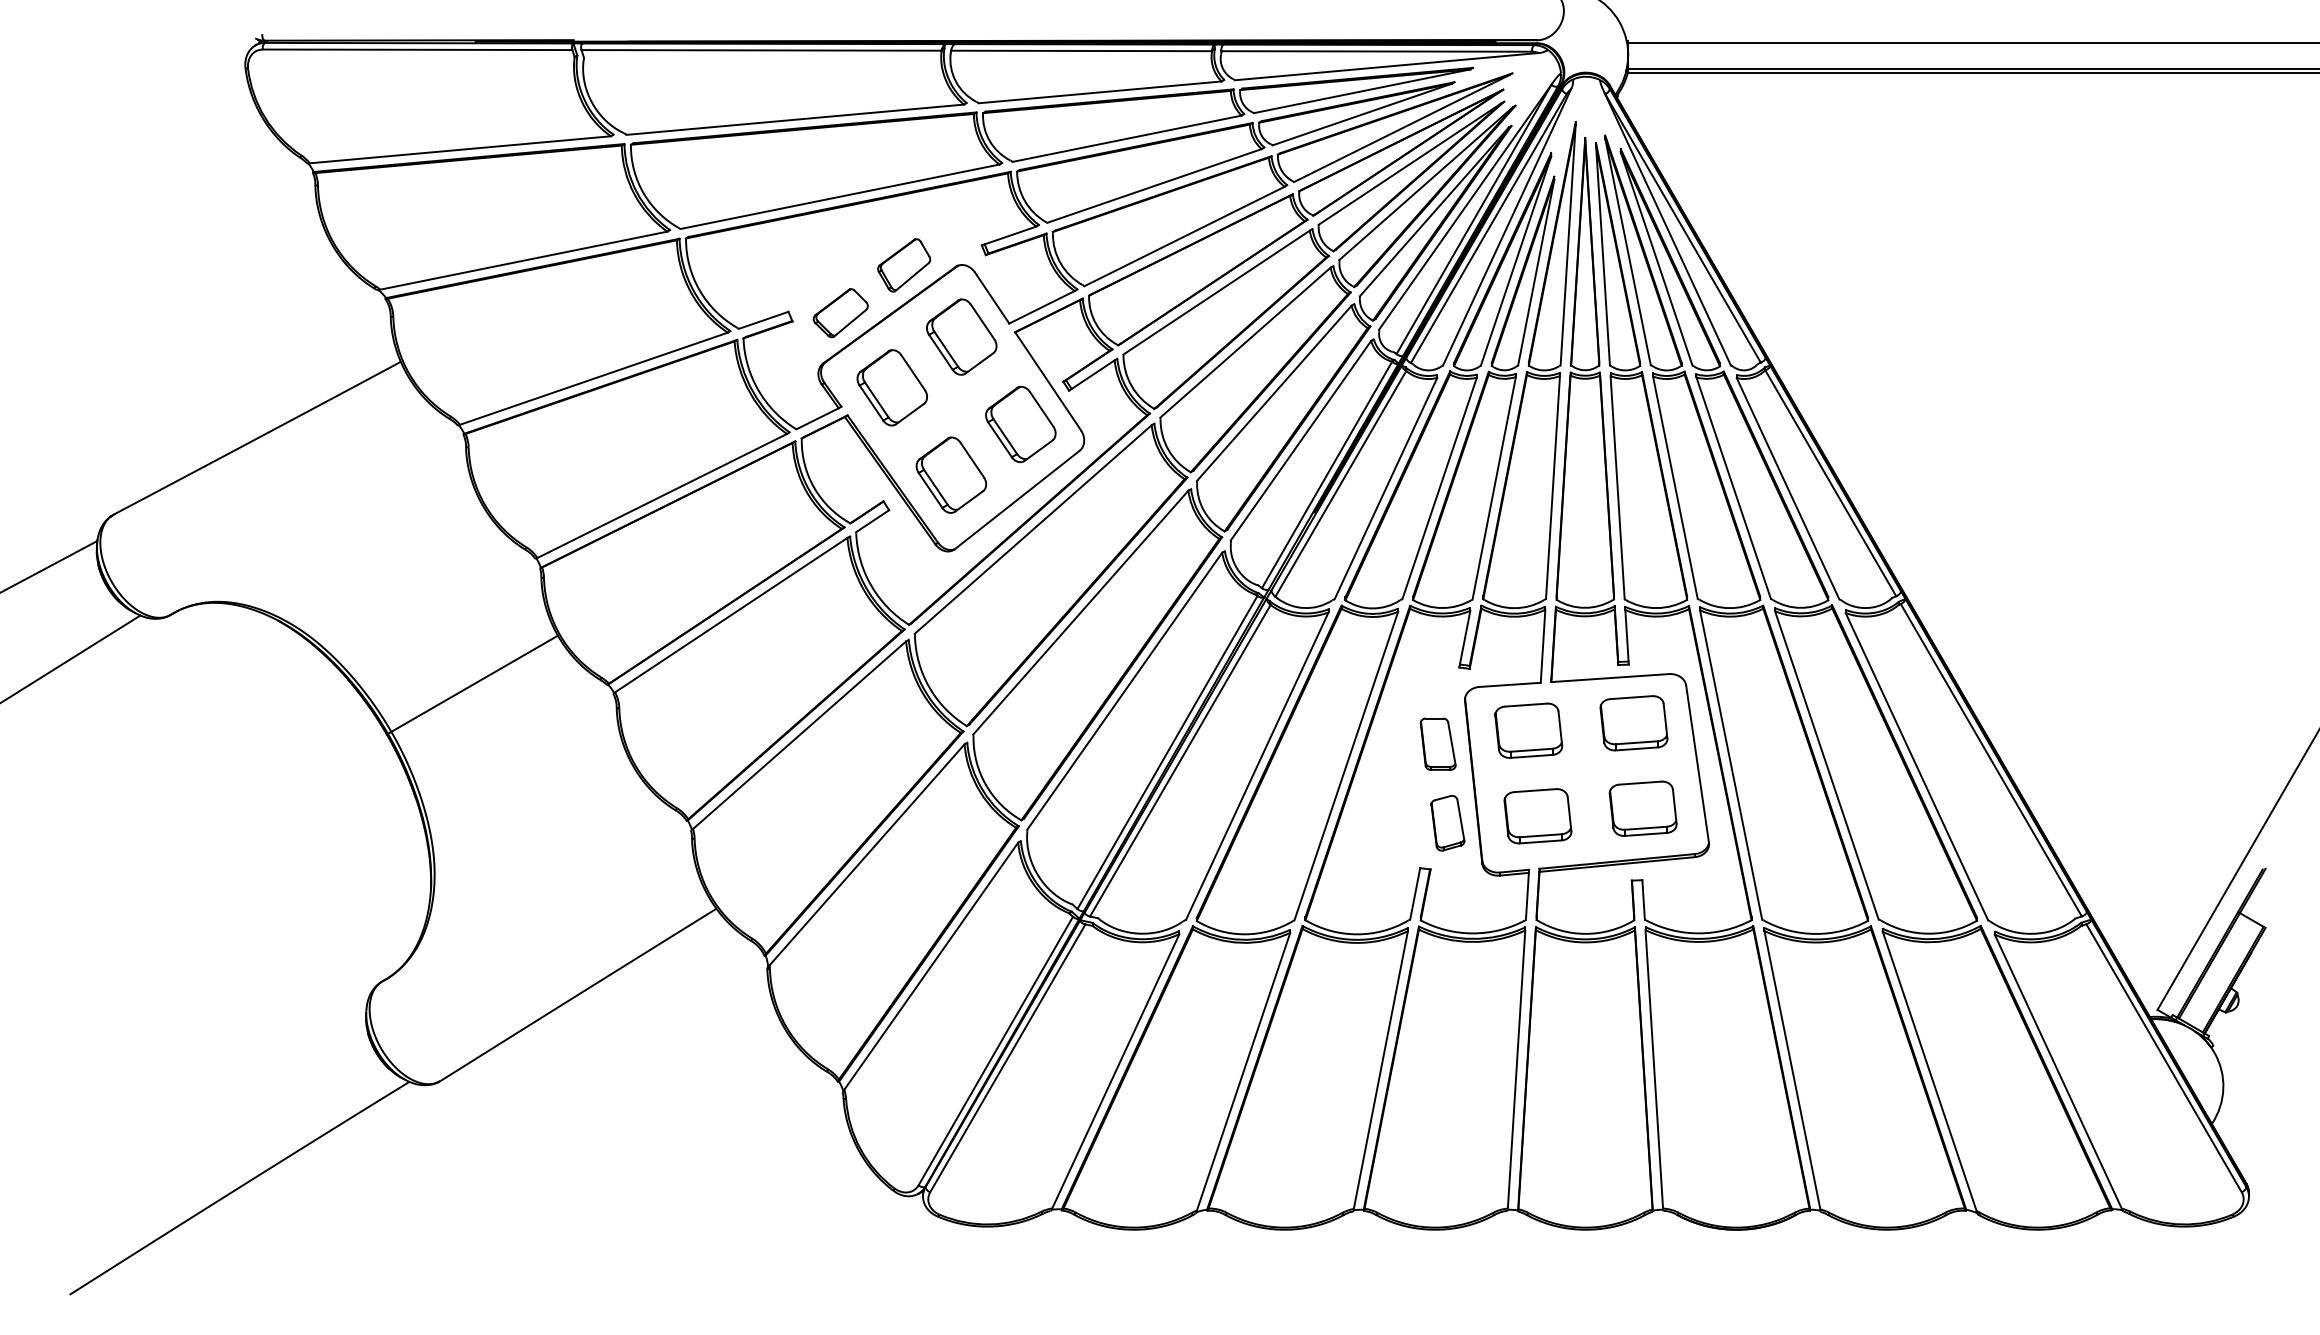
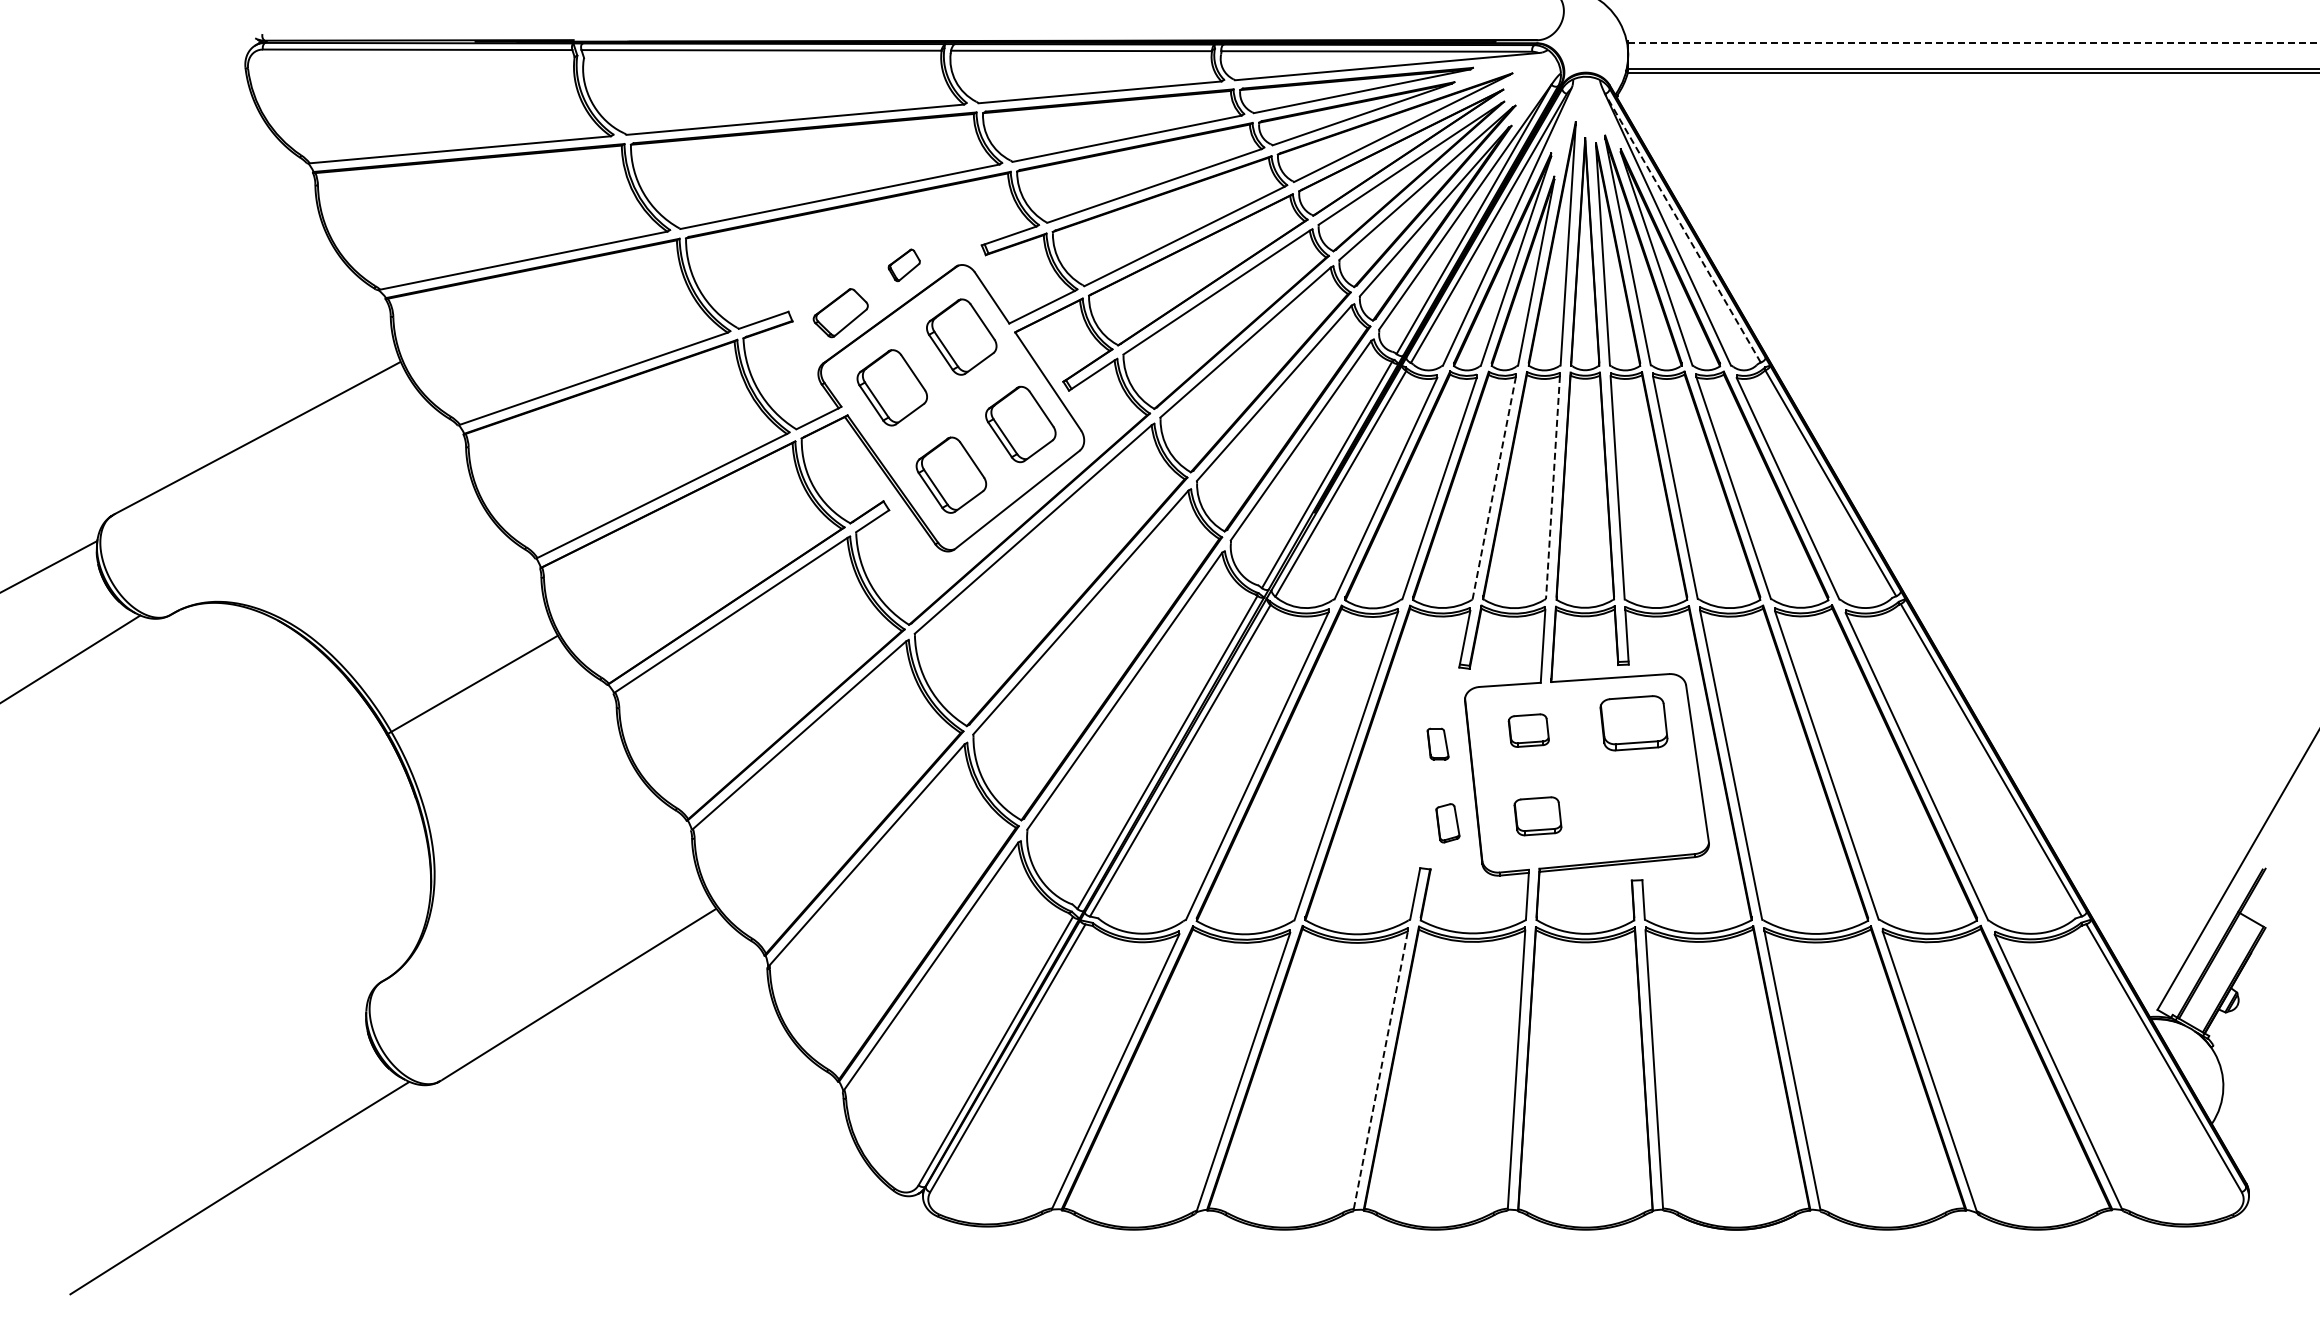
line: solid -> dashed (1974, 43)
line: solid -> dashed (1682, 227)
part size: 55x55 px -> 34x35 px (903, 265)
line: solid -> dashed (1494, 487)
line: solid -> dashed (1552, 487)
part size: 70x57 px -> 43x35 px (1528, 730)
part size: 38x54 px -> 24x34 px (1437, 743)
part: present -> none (1642, 808)
part size: 70x57 px -> 50x41 px (1537, 816)
part size: 36x57 px -> 26x41 px (1447, 823)
line: solid -> dashed (1380, 1070)
